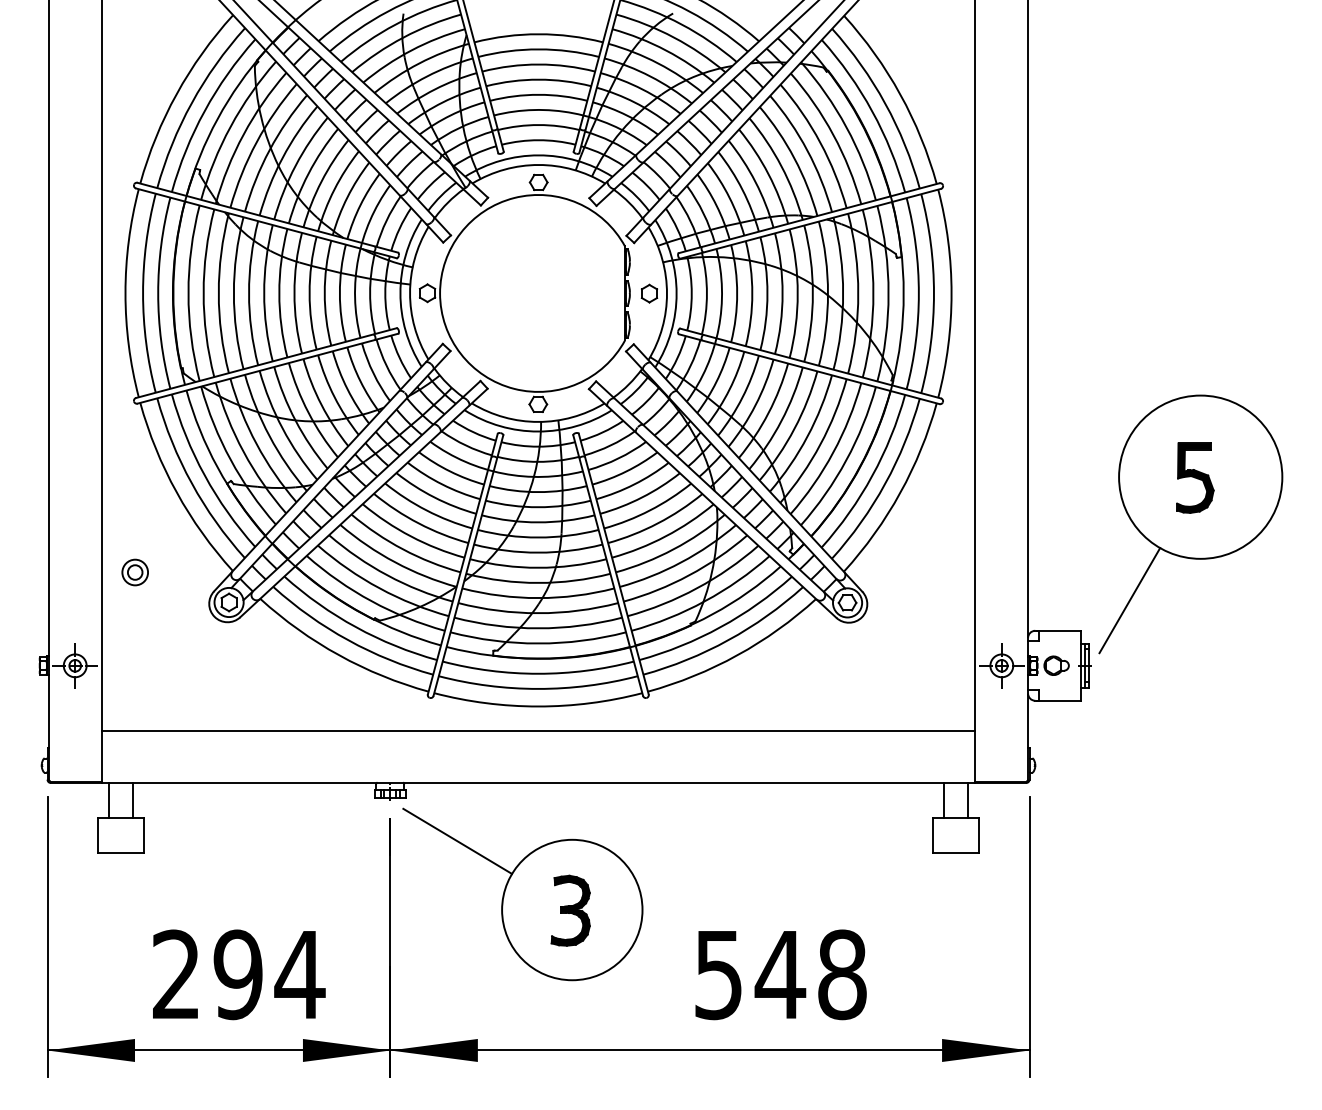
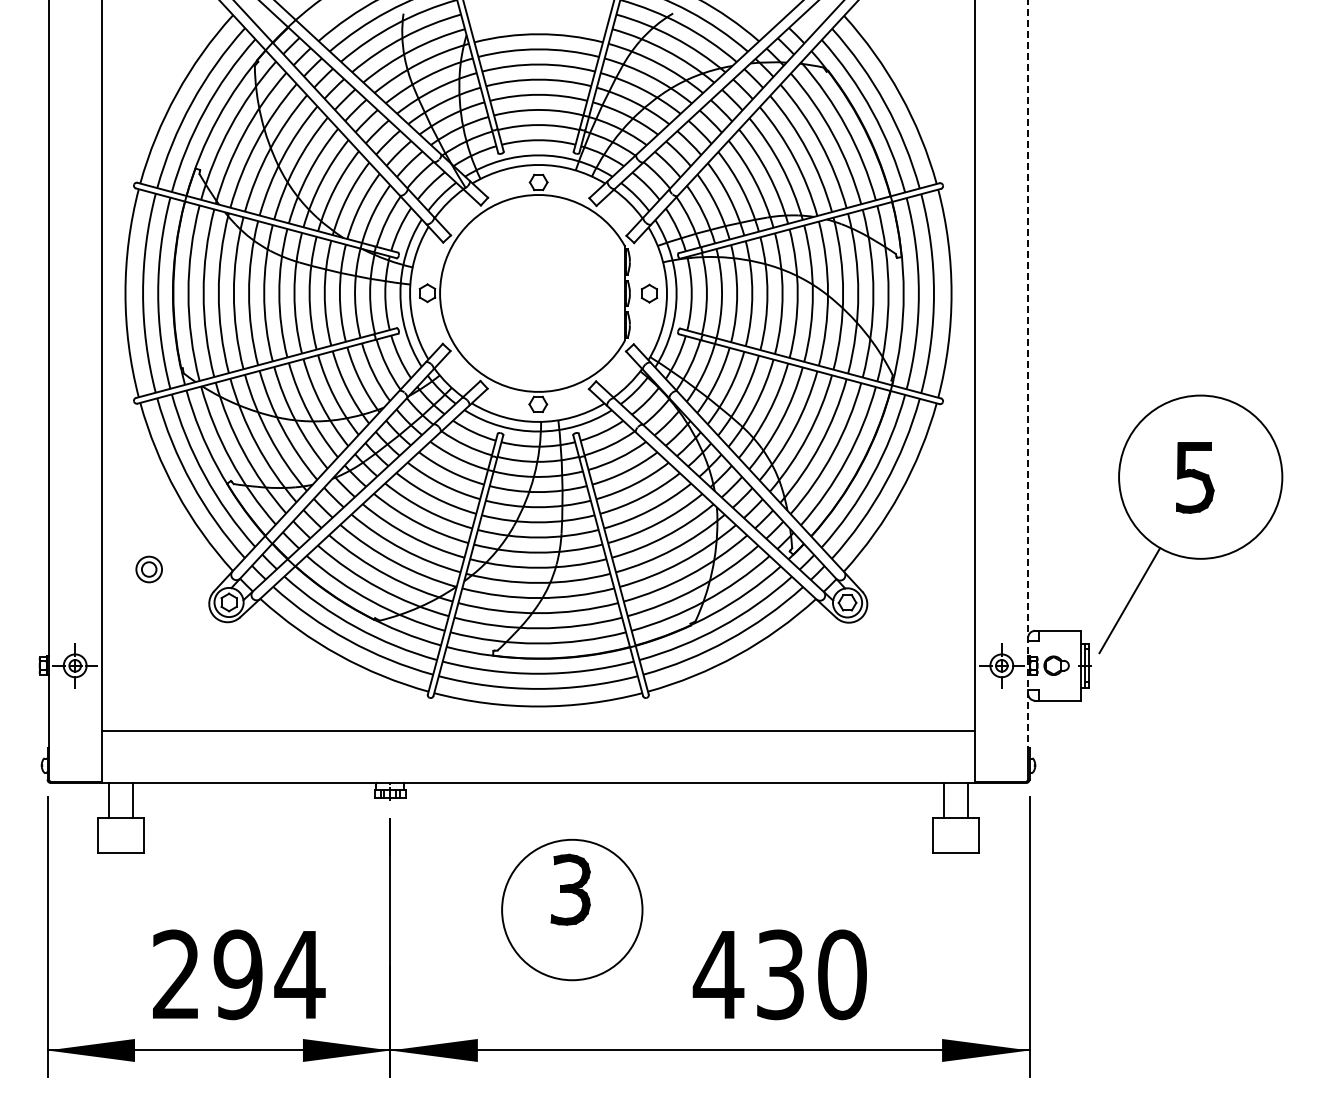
line: solid -> dashed (1028, 374)
part position: (134, 572) -> (148, 569) (148, 569)
line: present -> none (457, 840)
part position: (570, 910) -> (570, 889) (570, 889)
text: 548 -> 430 (779, 974)
